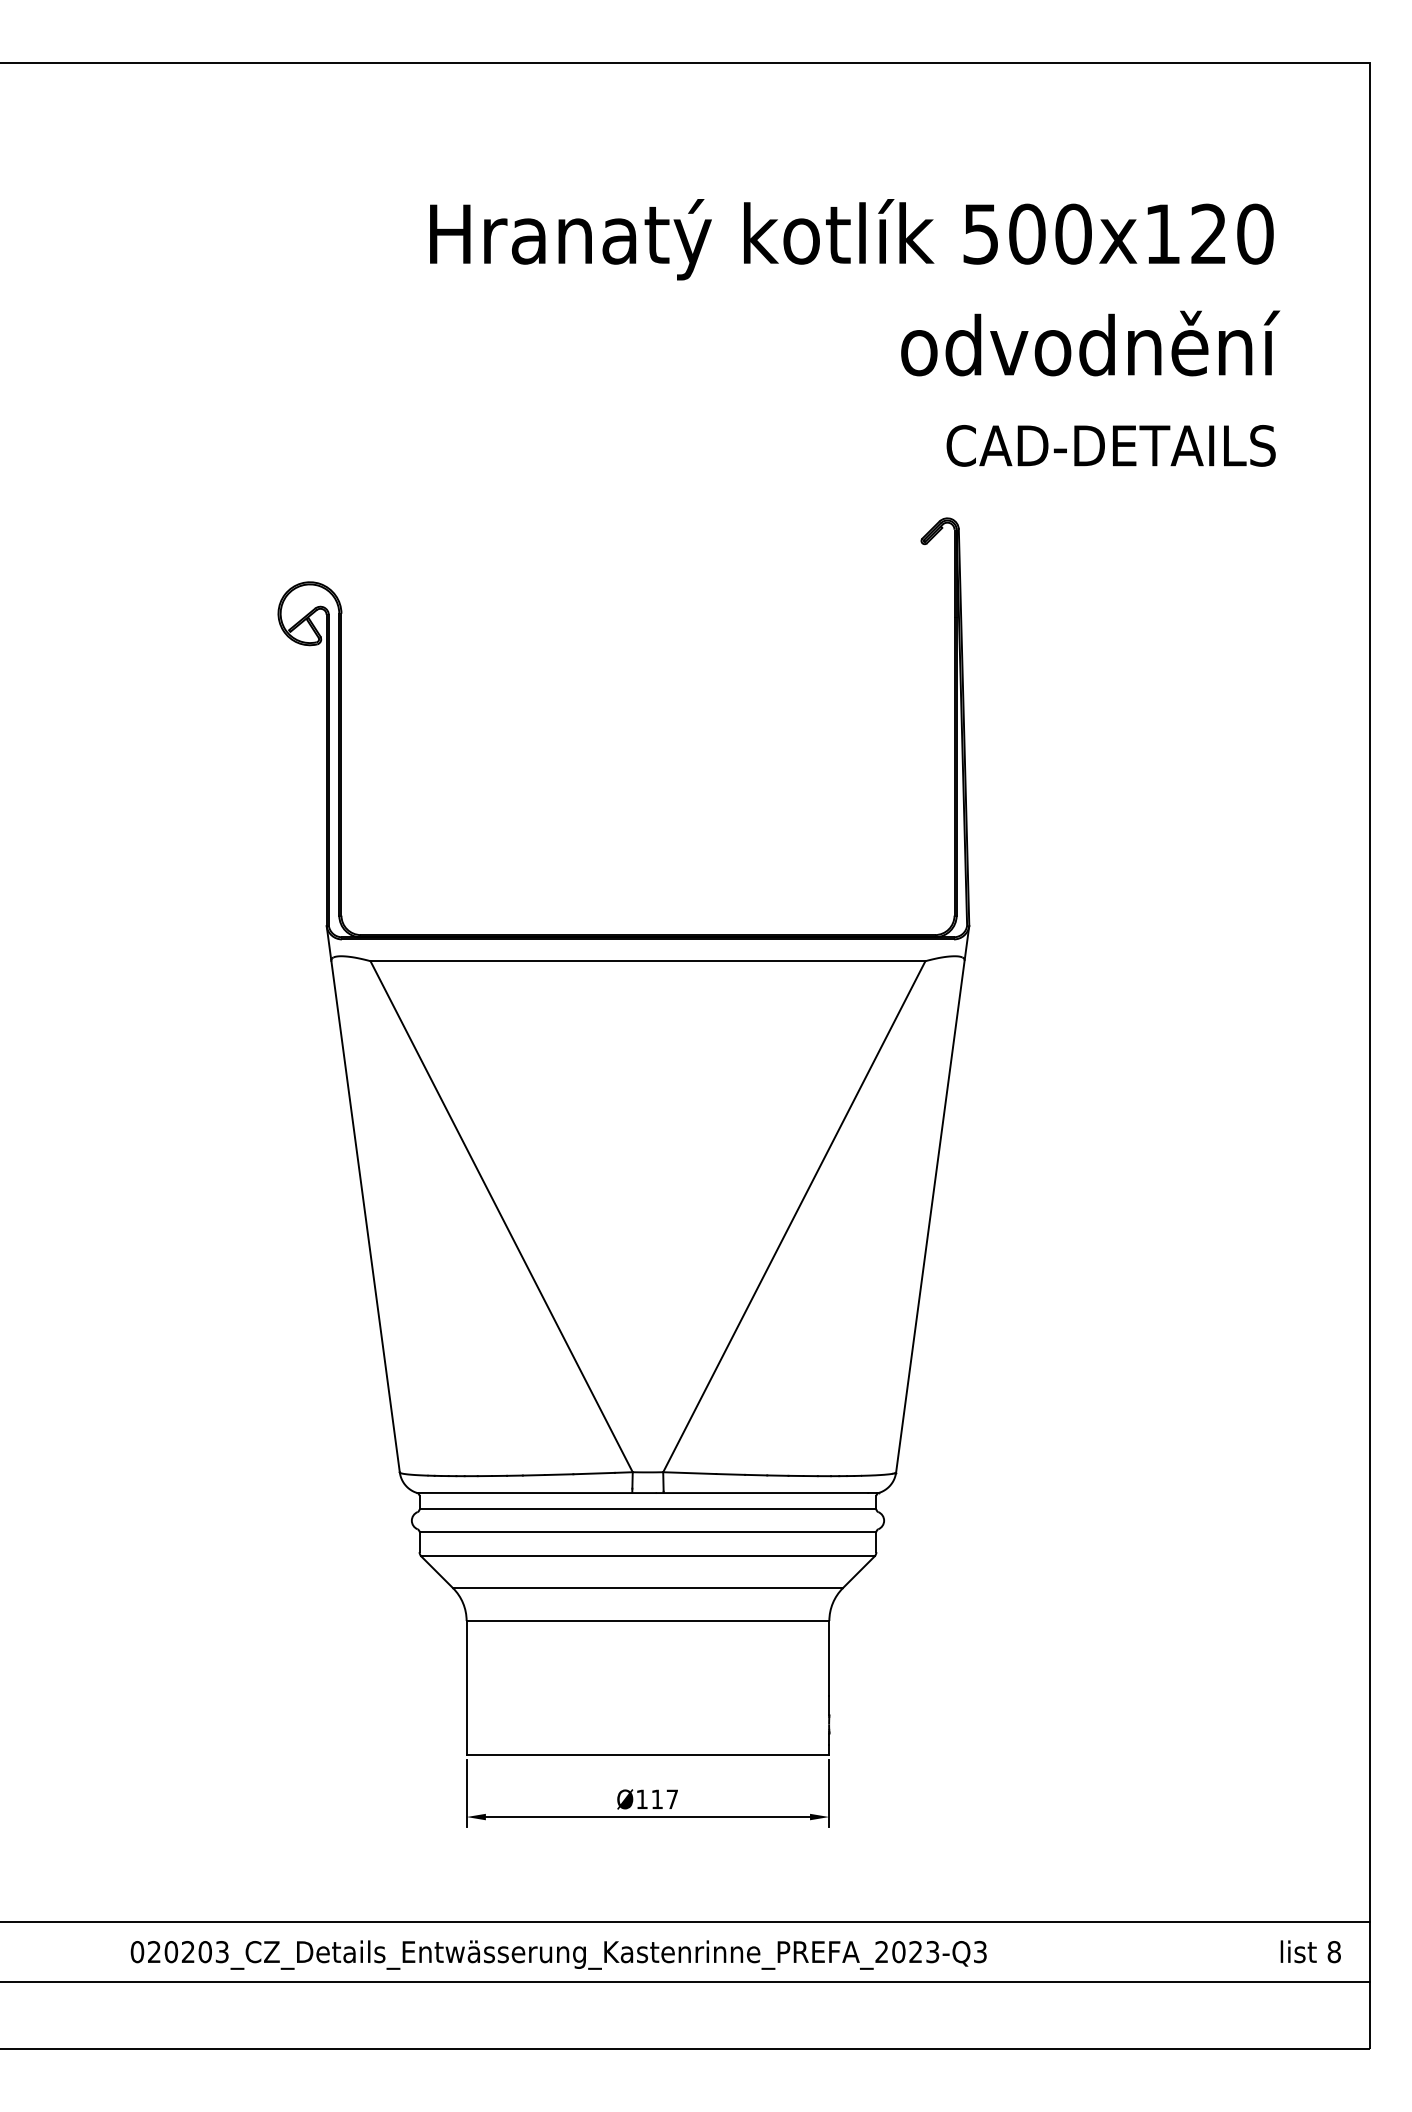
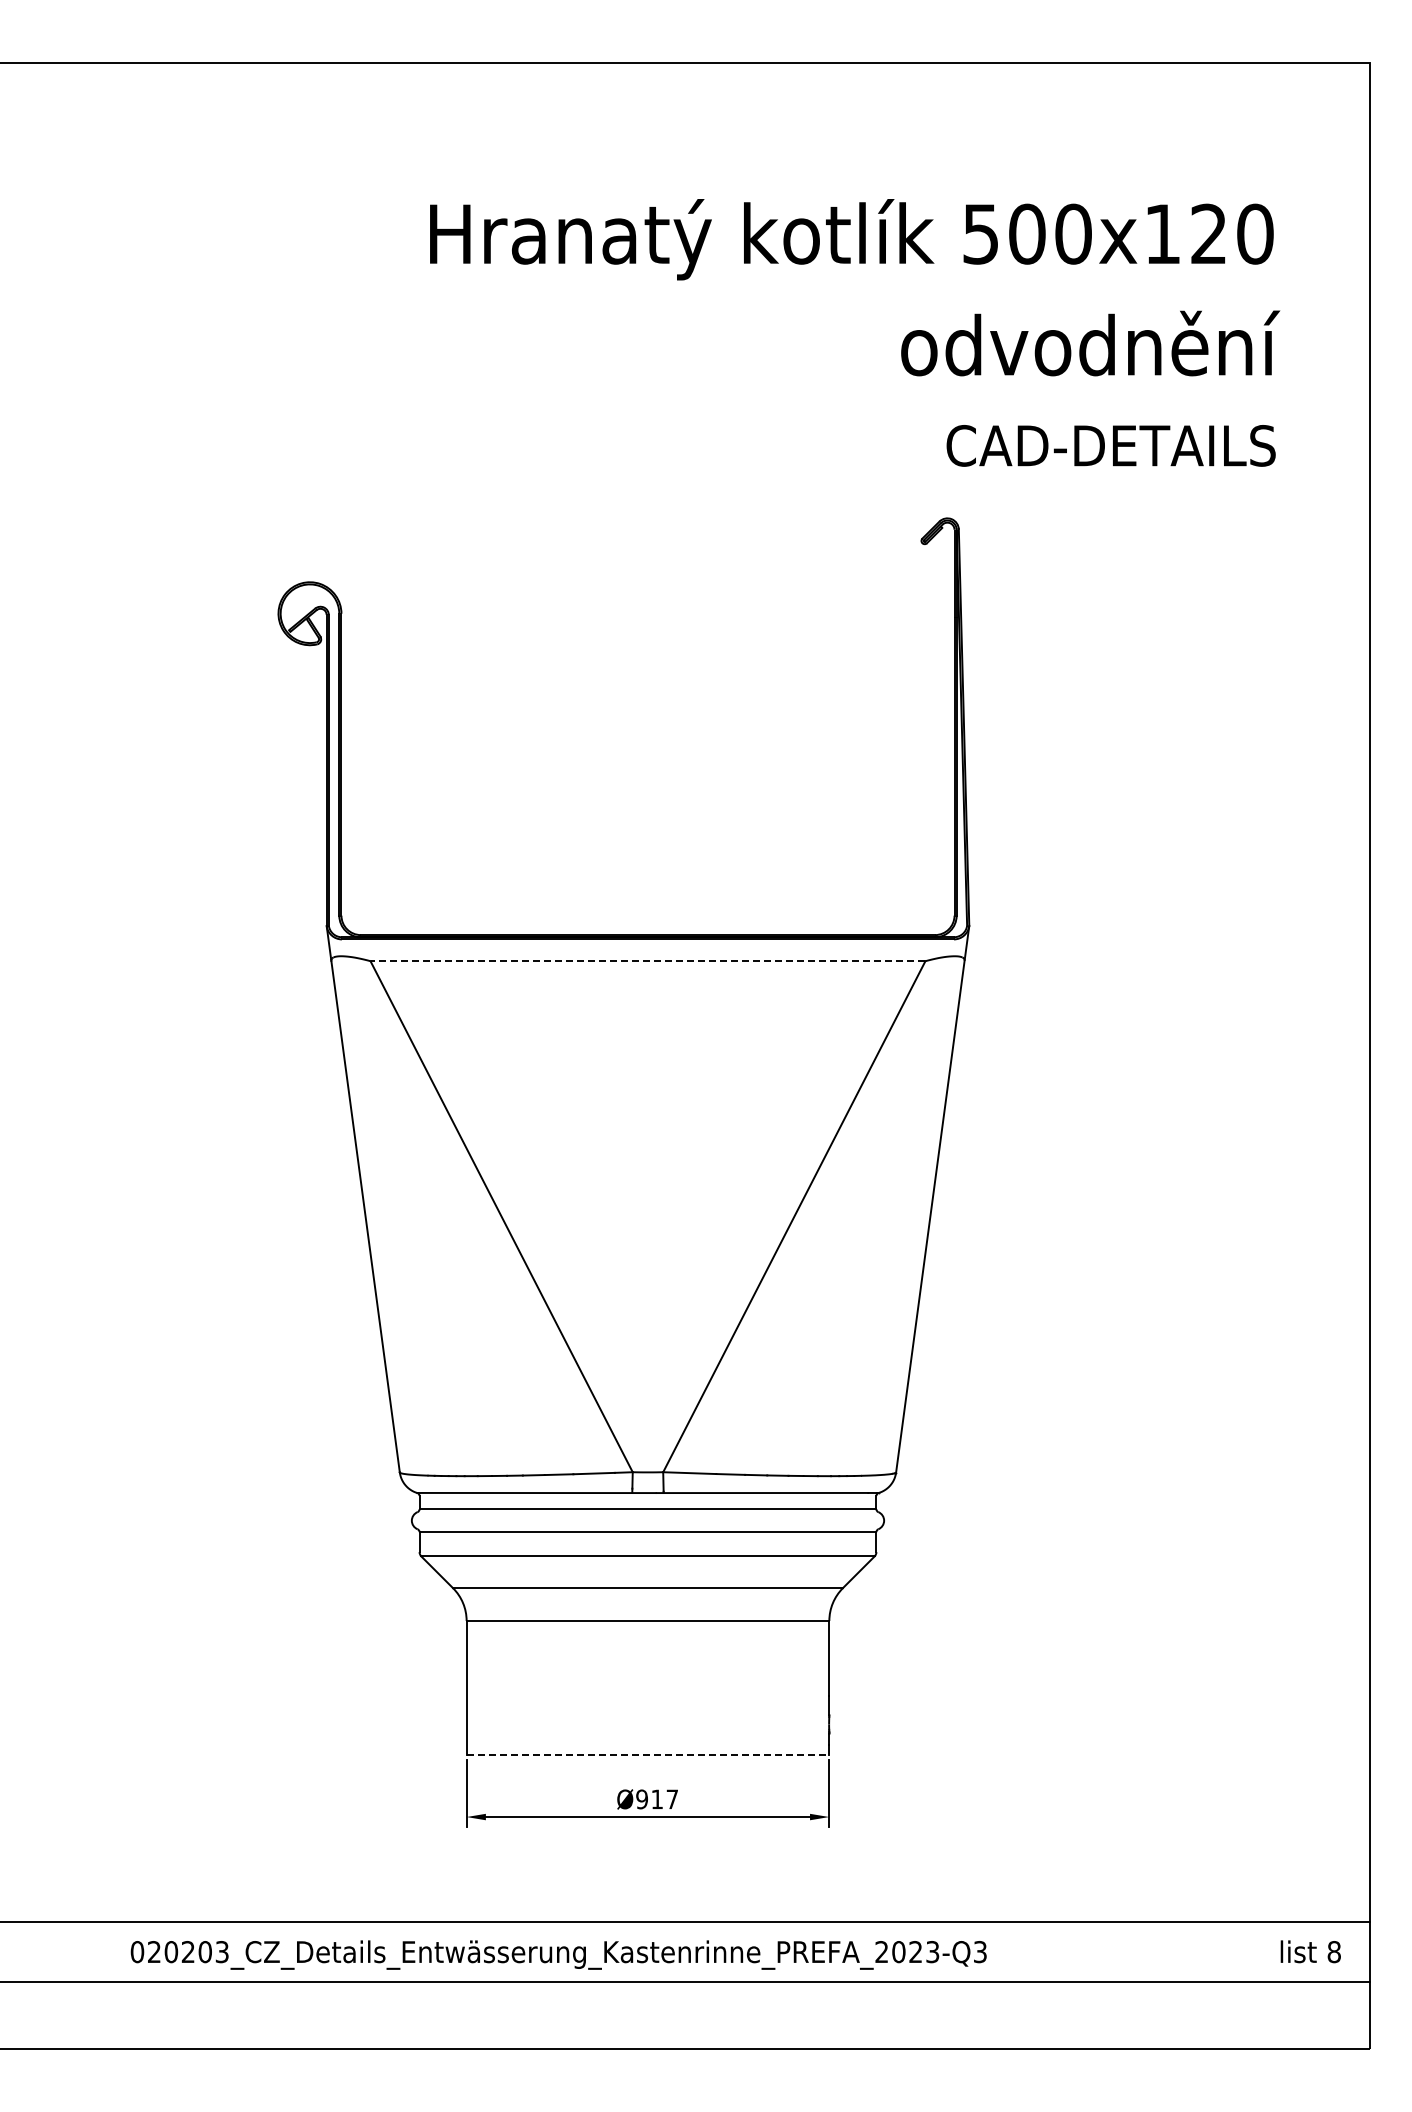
line: solid -> dashed (647, 961)
line: solid -> dashed (648, 1755)
text: Ø117 -> Ø917 (641, 1799)
